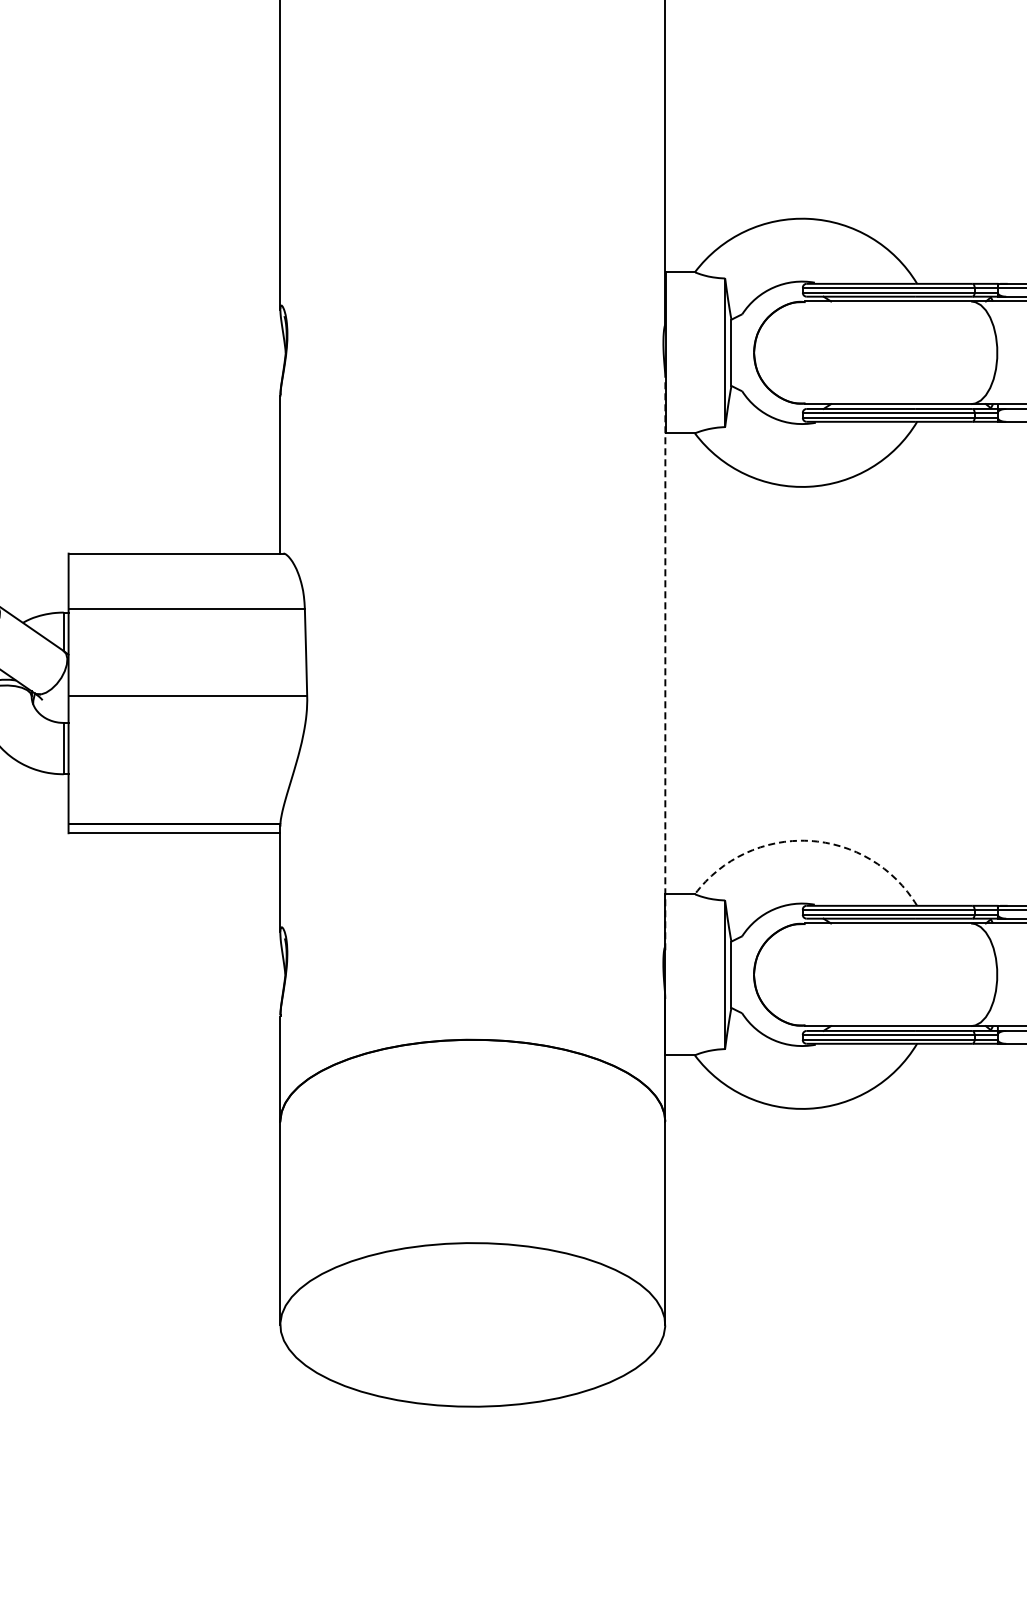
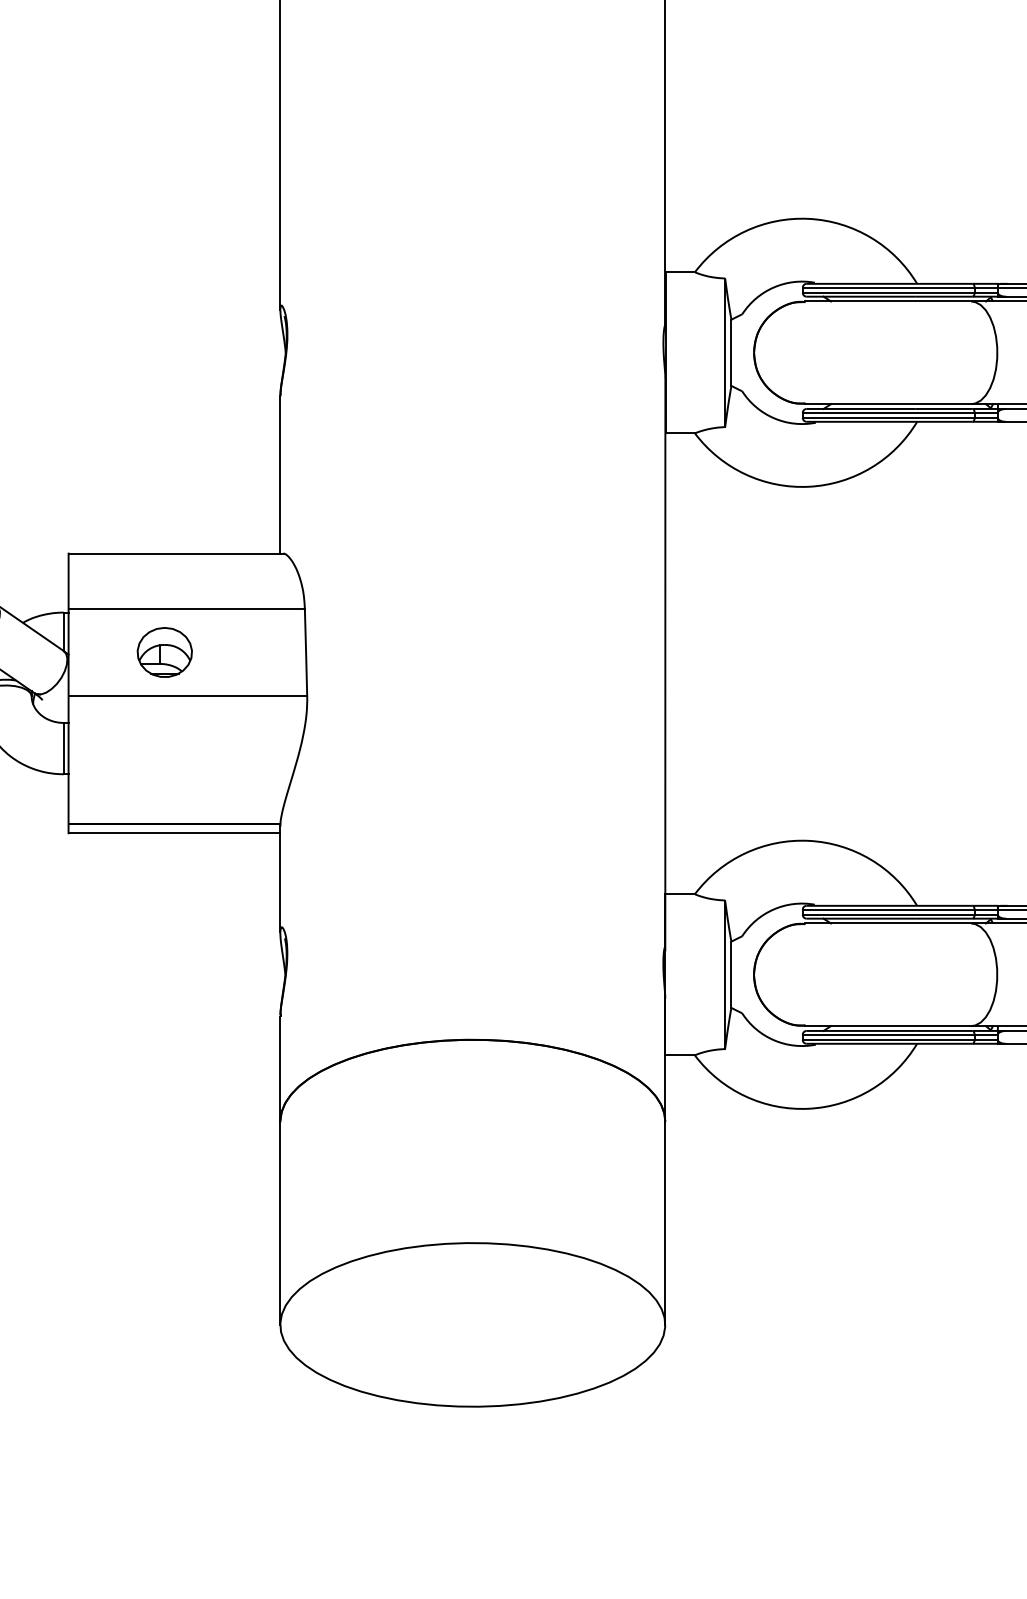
part: none -> present (164, 652)
line: dashed -> solid (665, 663)
arc: dashed -> solid (808, 840)
